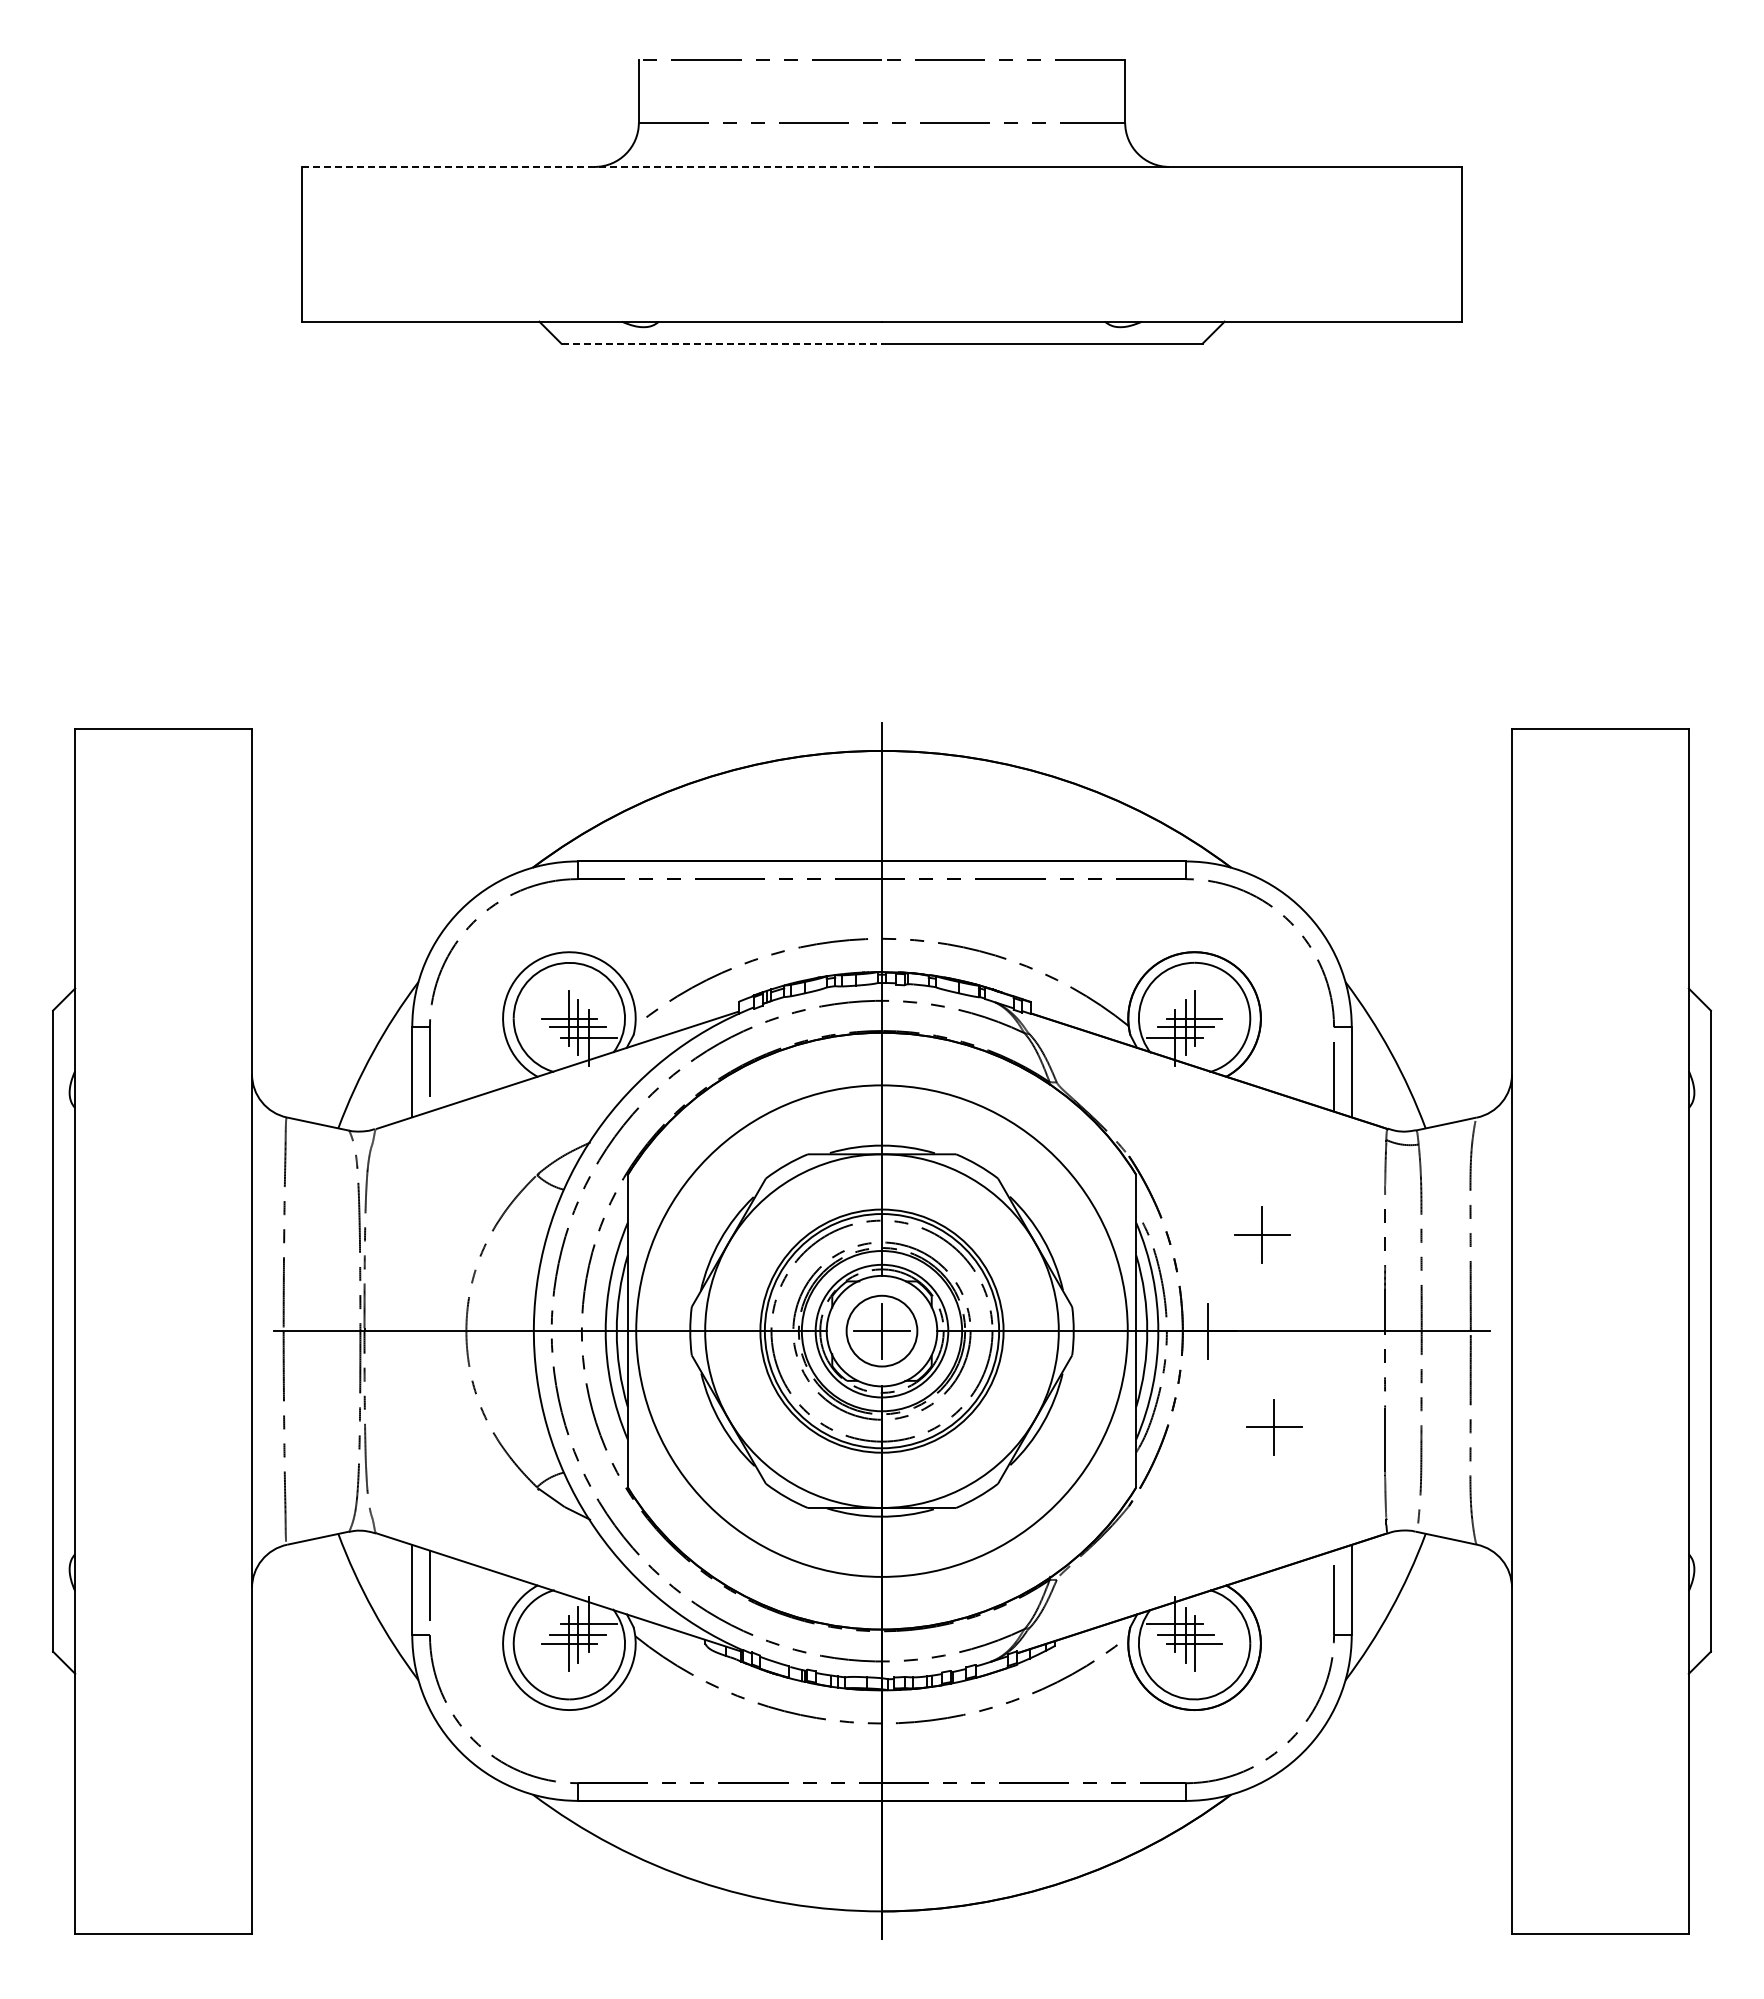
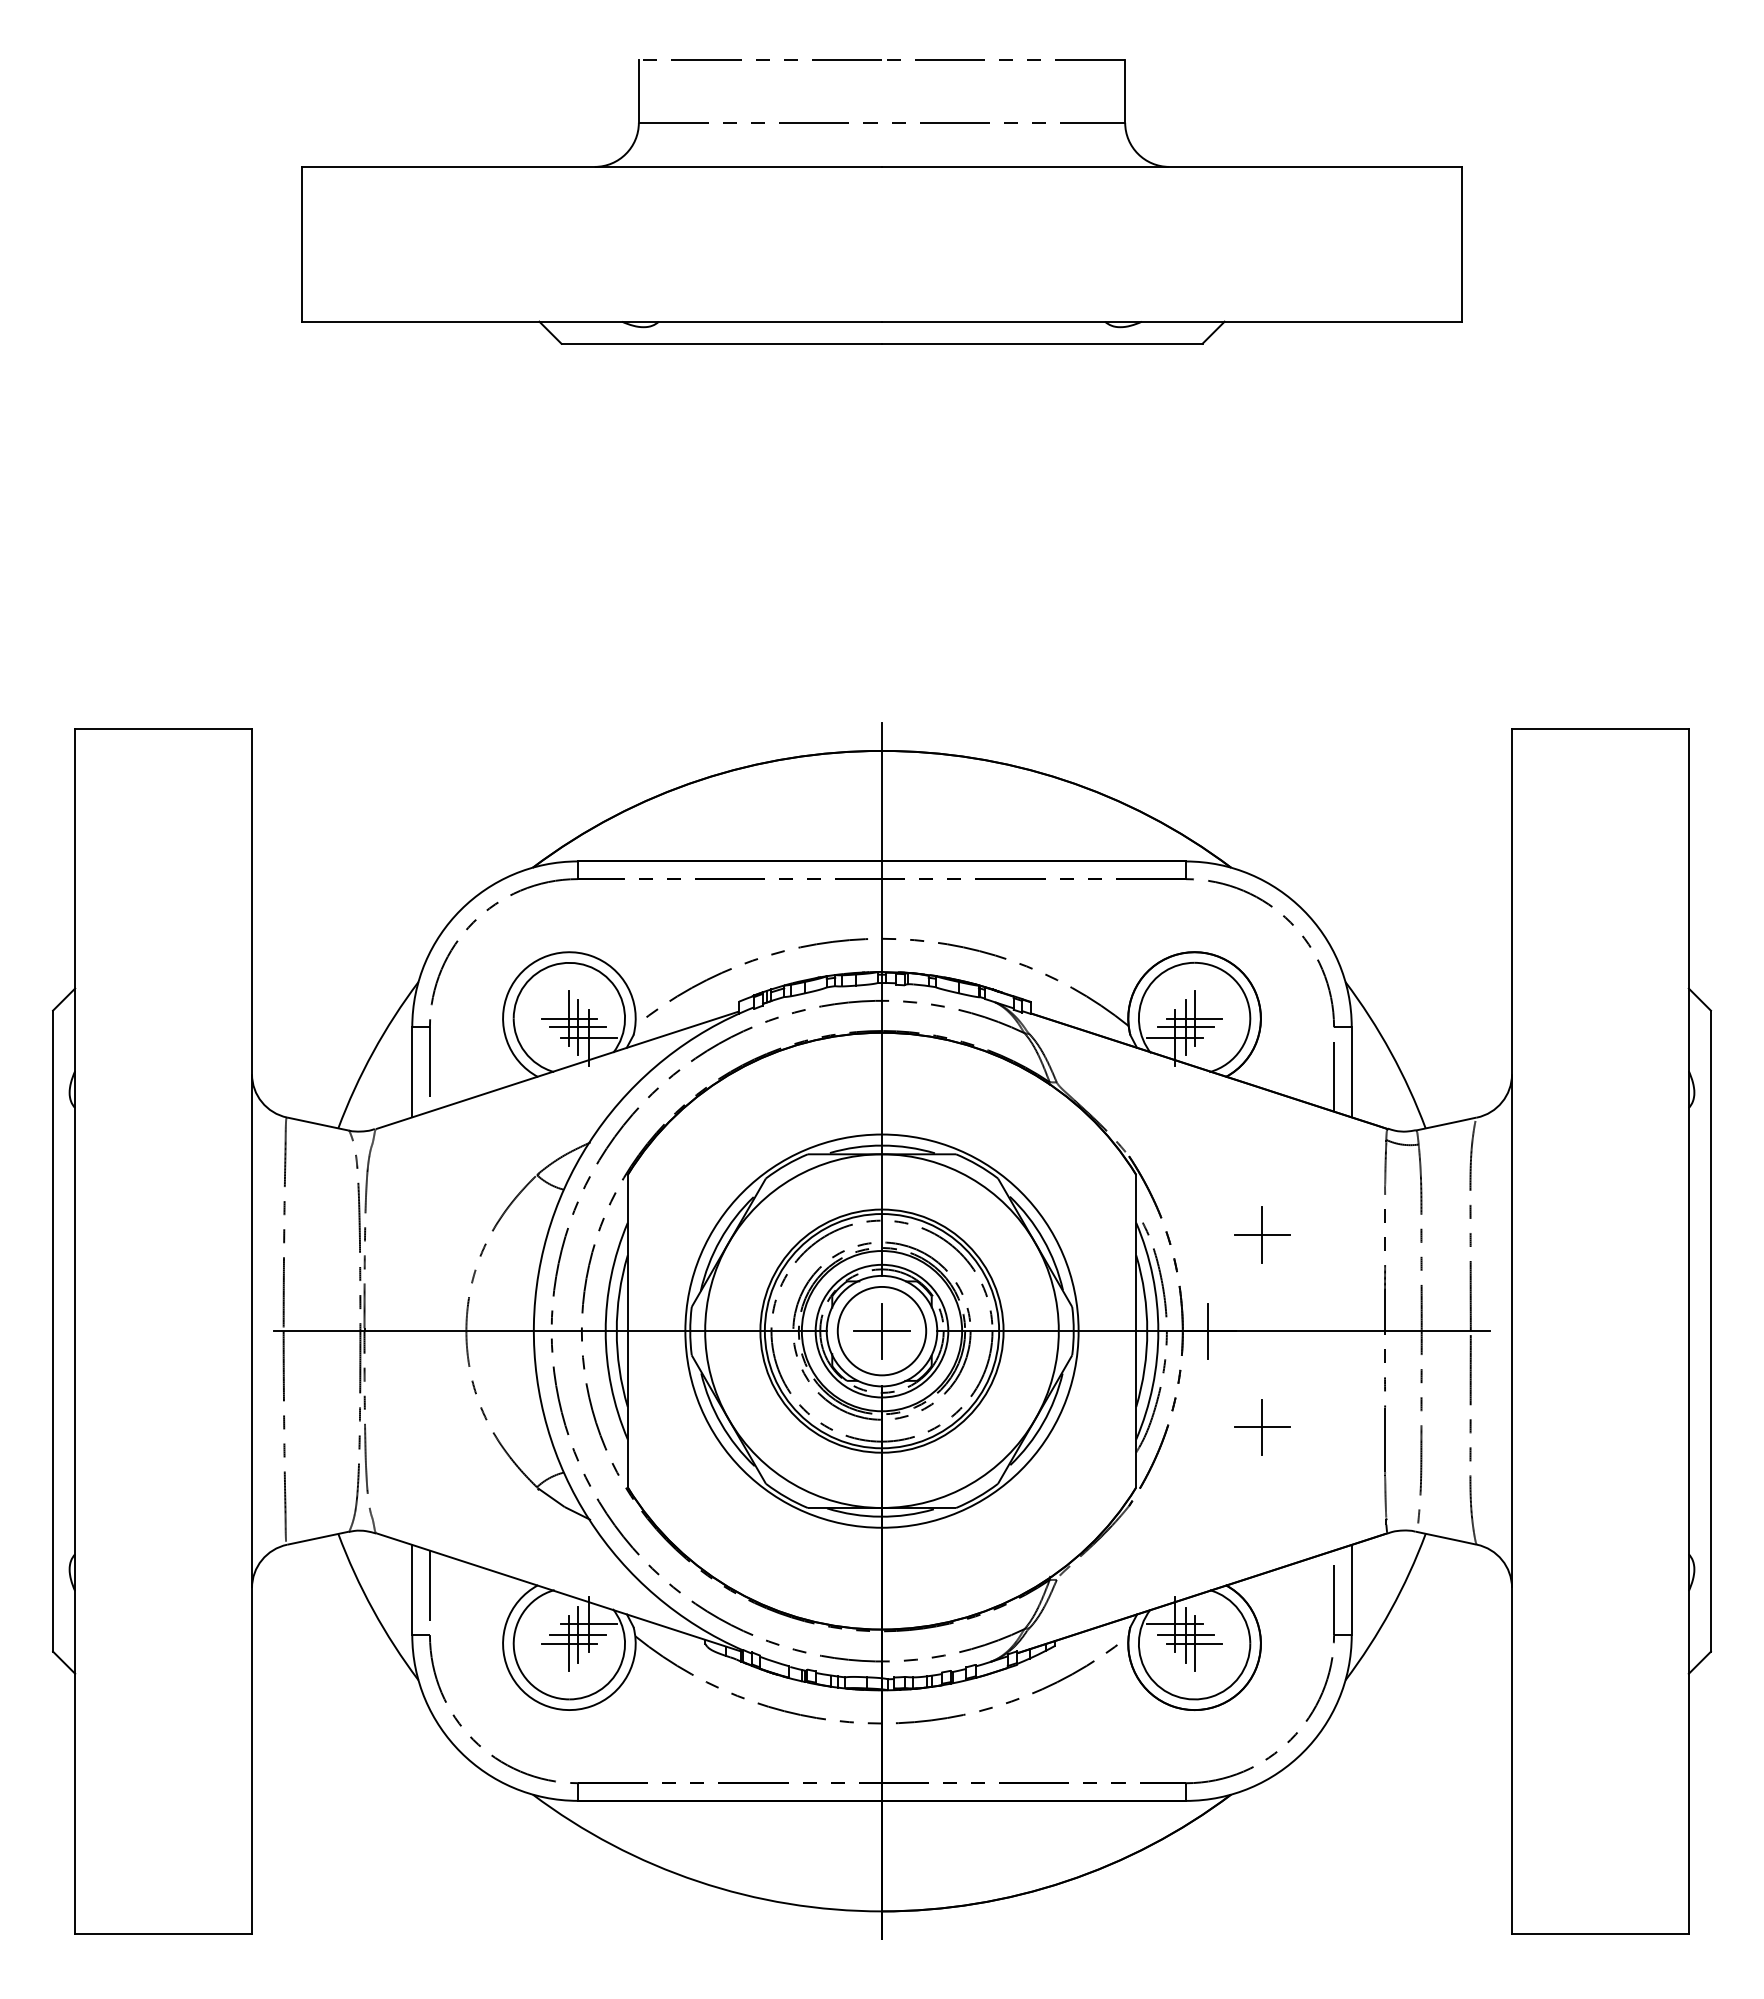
line: dashed -> solid (592, 166)
line: dashed -> solid (722, 343)
circle diameter: 492 px -> 393 px (881, 1330)
circle diameter: 71 px -> 88 px (881, 1330)
part position: (1274, 1427) -> (1262, 1427) (1262, 1427)
